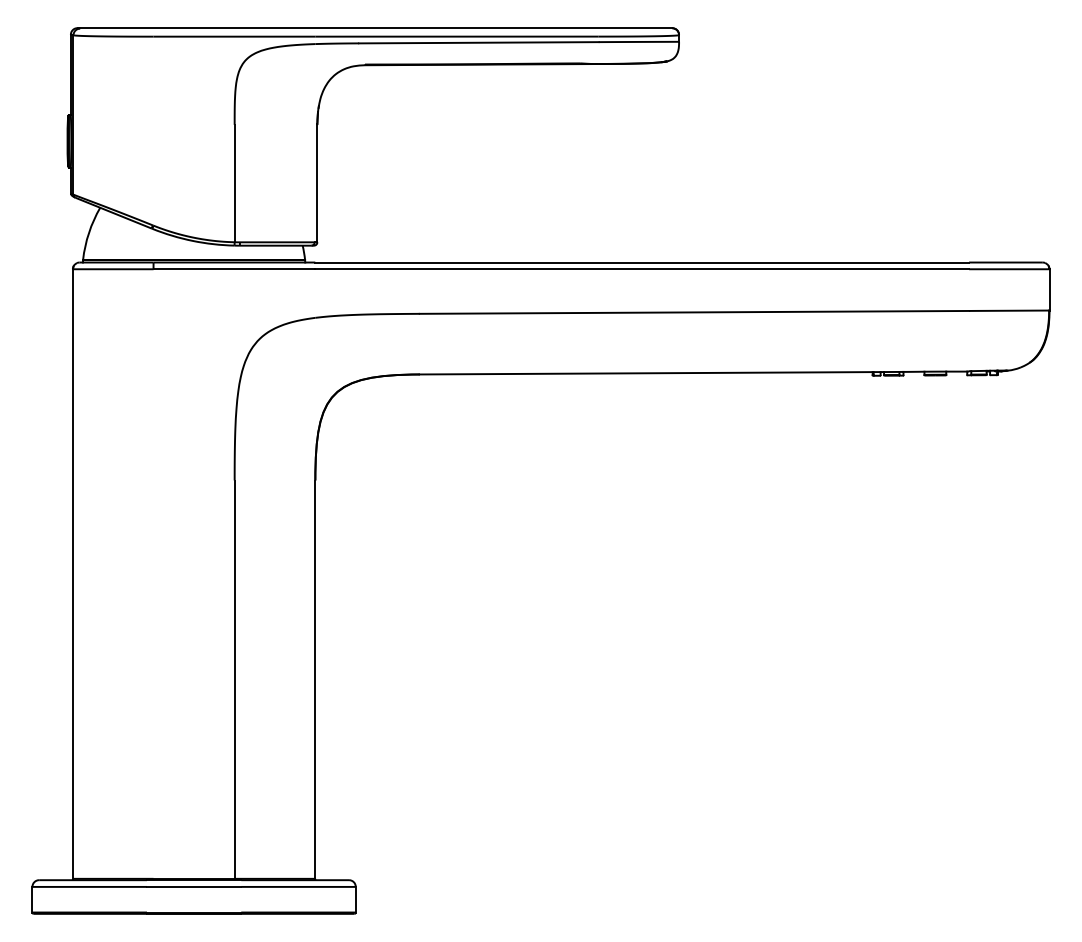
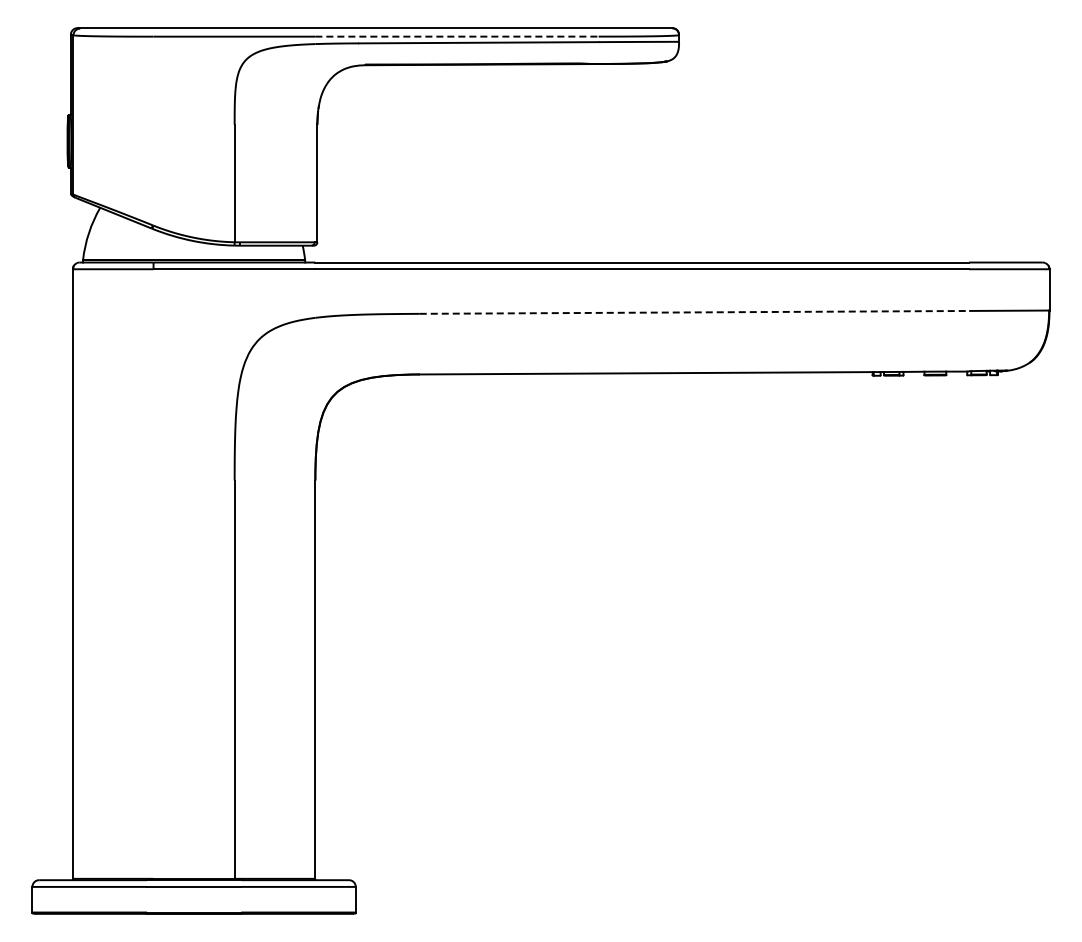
line: solid -> dashed (456, 36)
line: solid -> dashed (694, 312)
